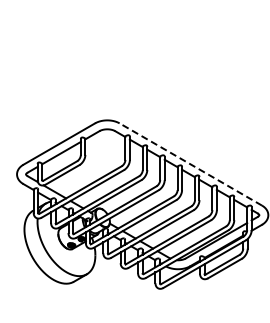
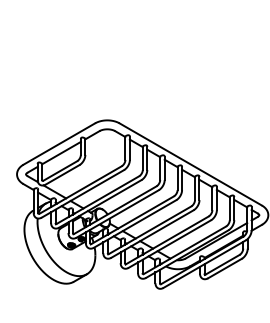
line: dashed -> solid (190, 164)
